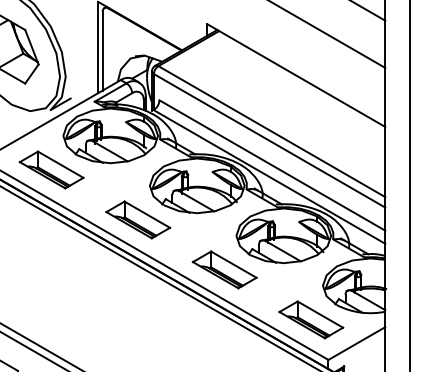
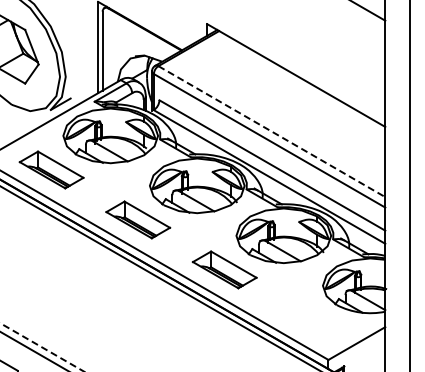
line: present -> none (328, 34)
line: solid -> dashed (271, 131)
part: present -> none (311, 319)
line: solid -> dashed (43, 347)
